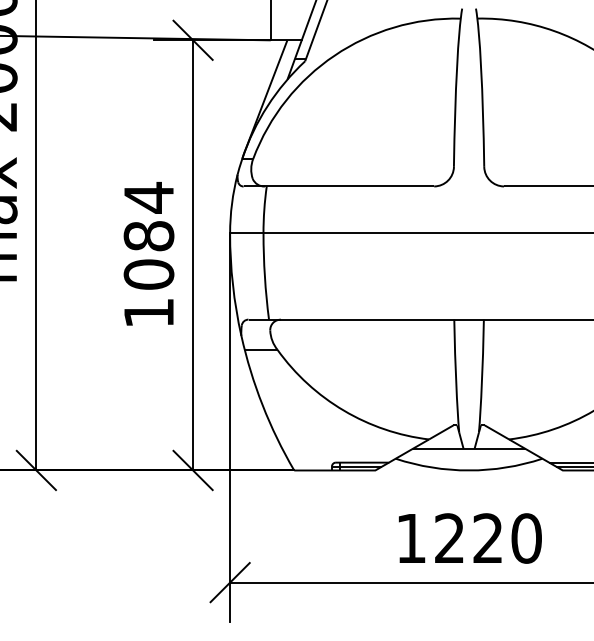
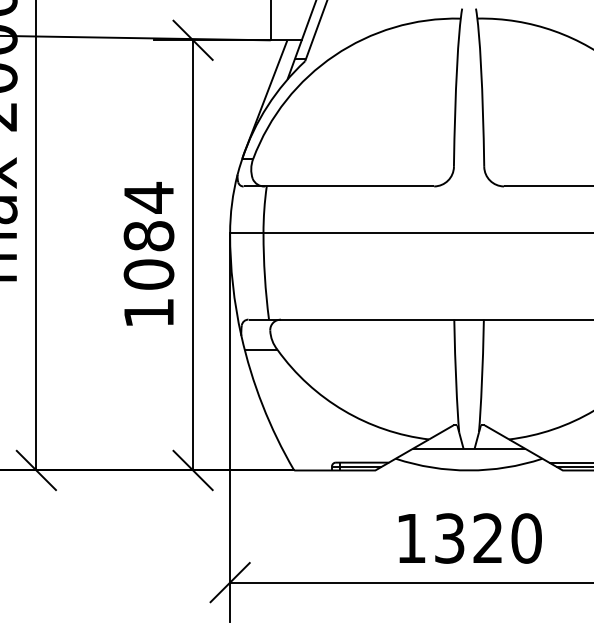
text: 1220 -> 1320 (449, 538)
